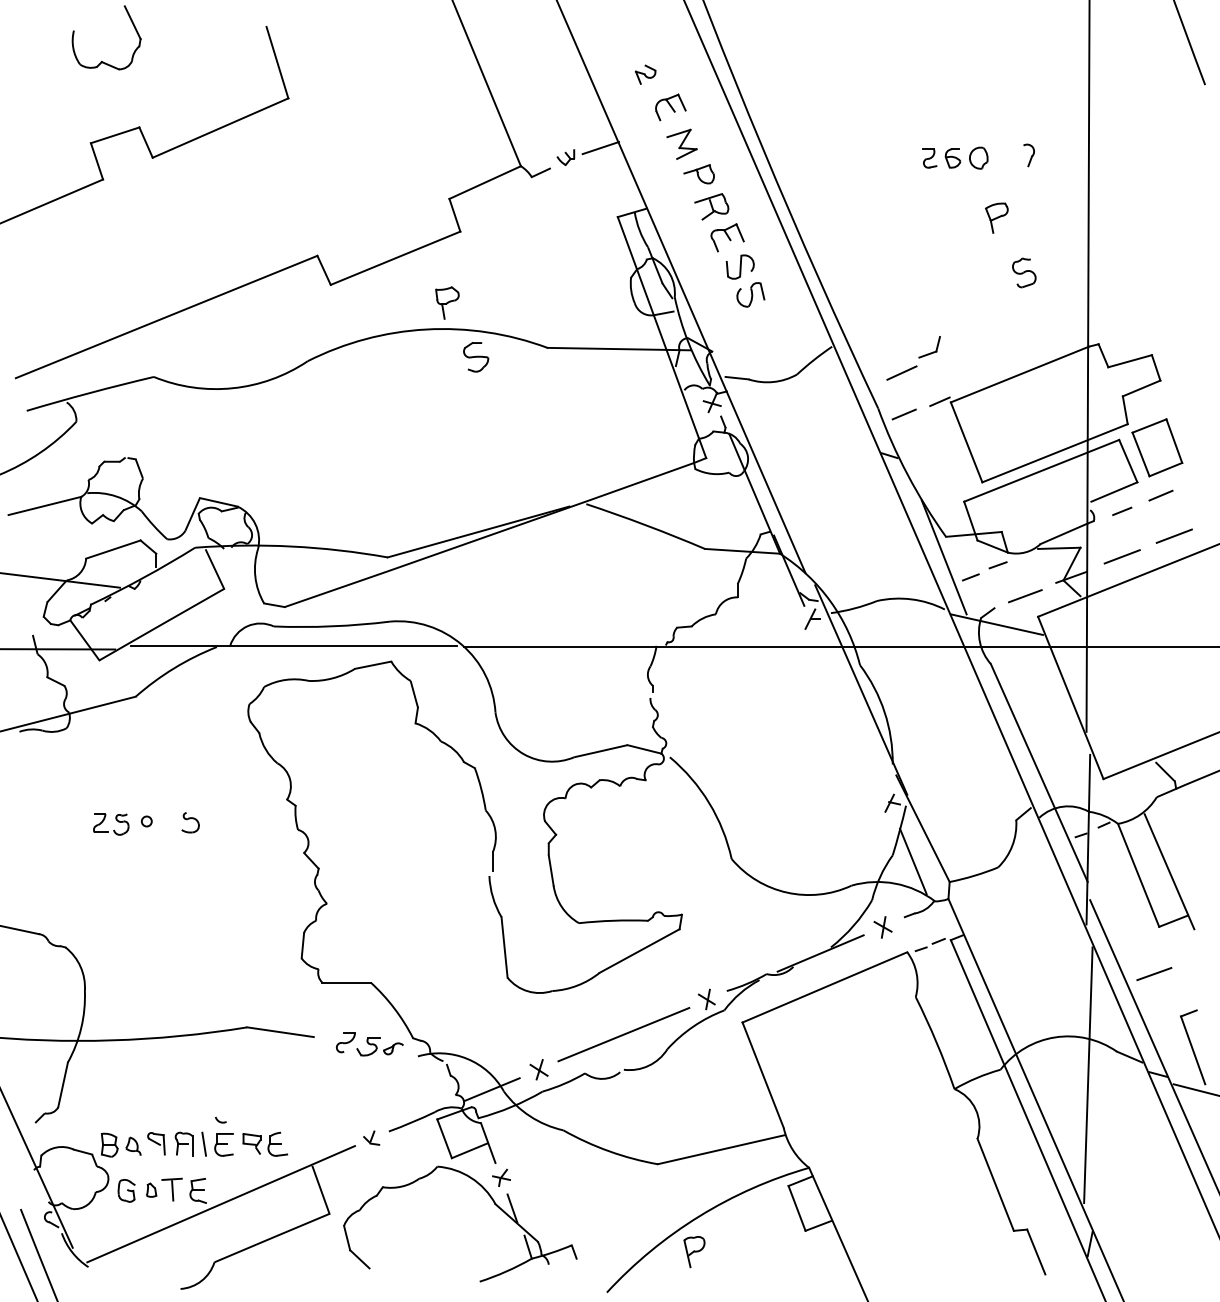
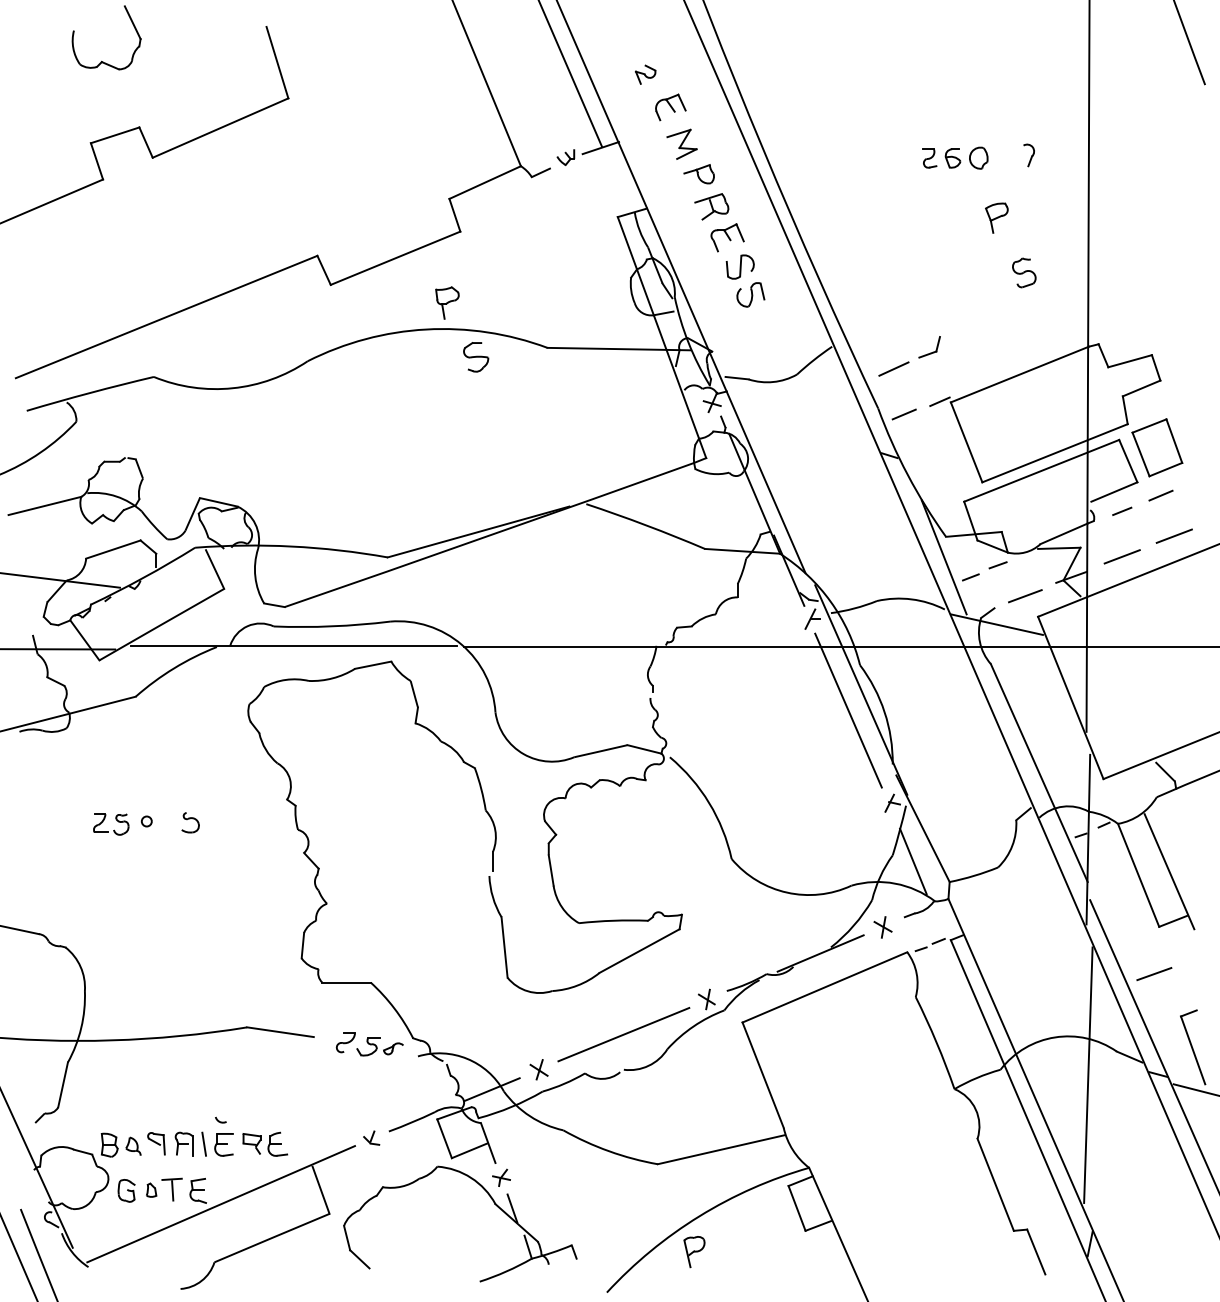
line: none -> present (570, 74)
line position: (901, 372) -> (893, 368) (893, 368)
line: none -> present (848, 710)
